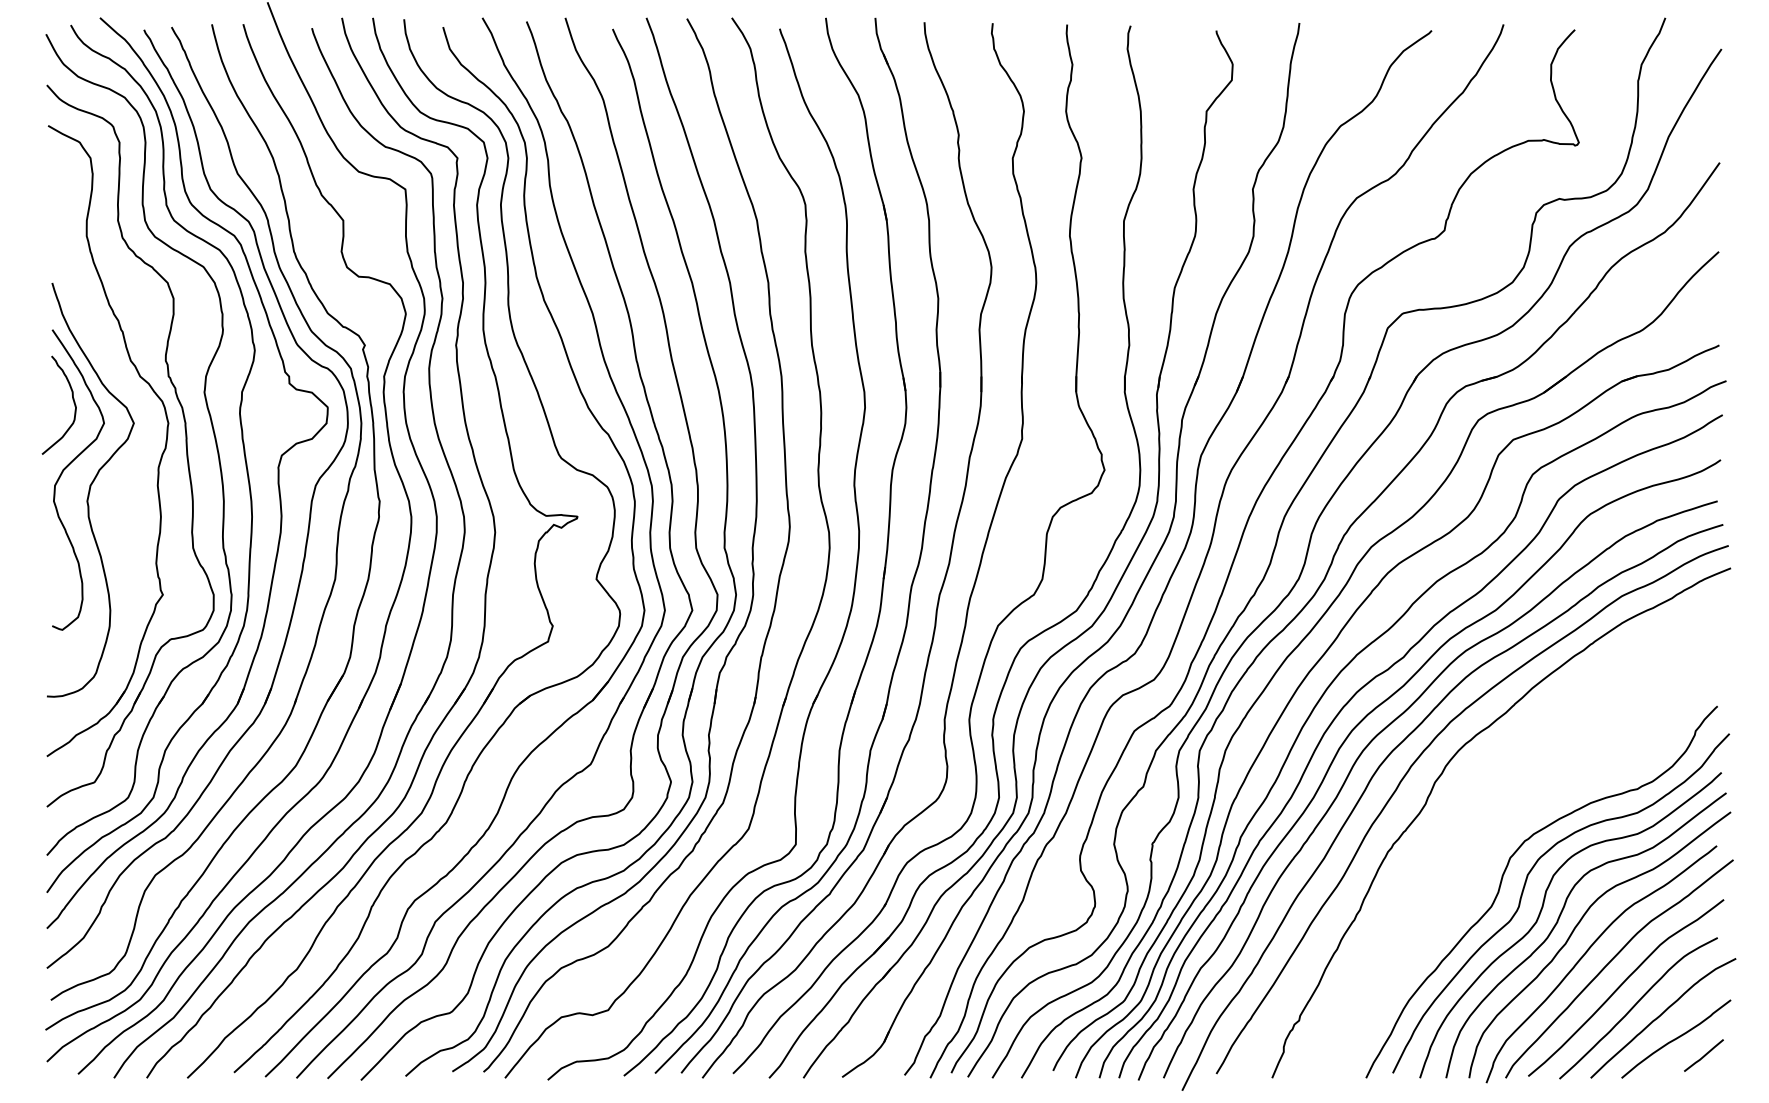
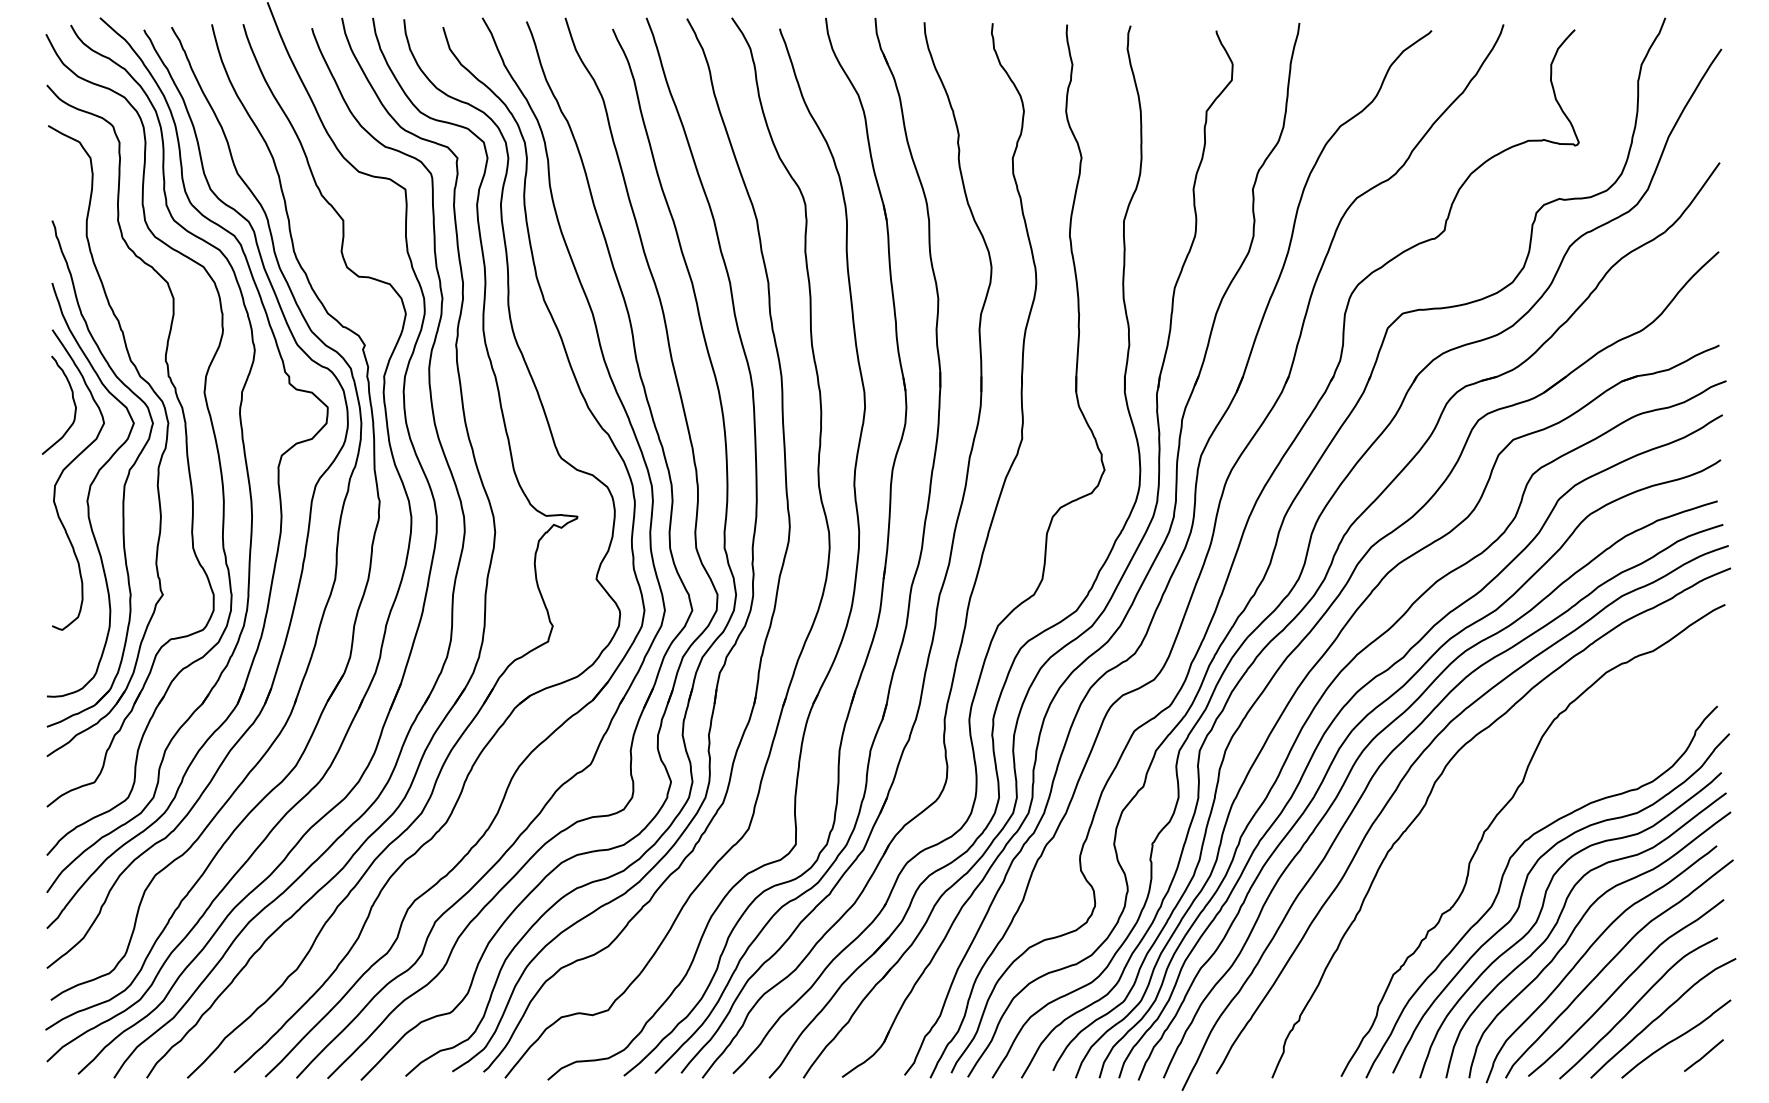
part: none -> present (124, 482)
curve: none -> present (1502, 810)
